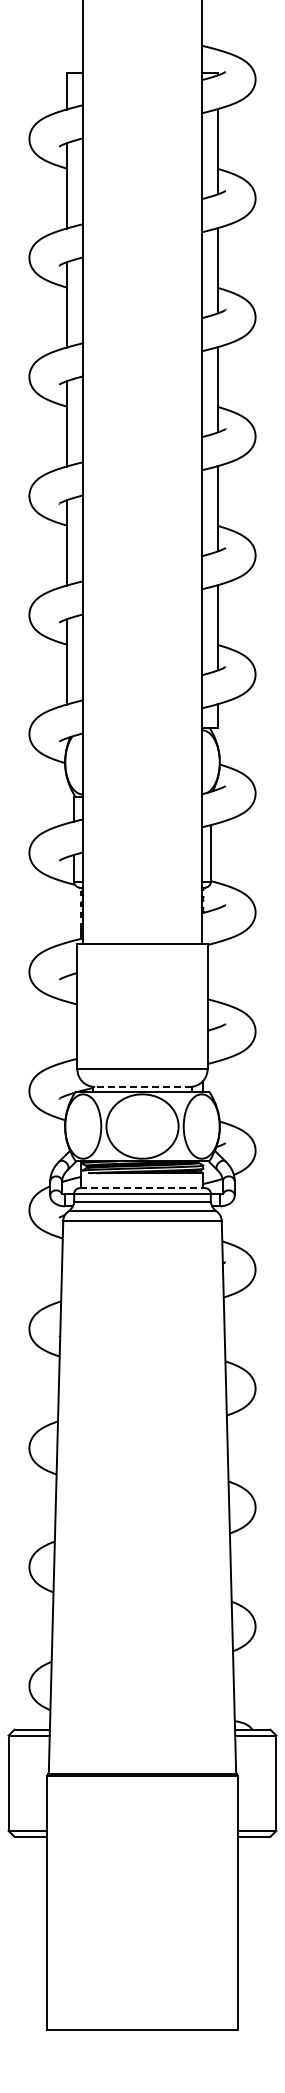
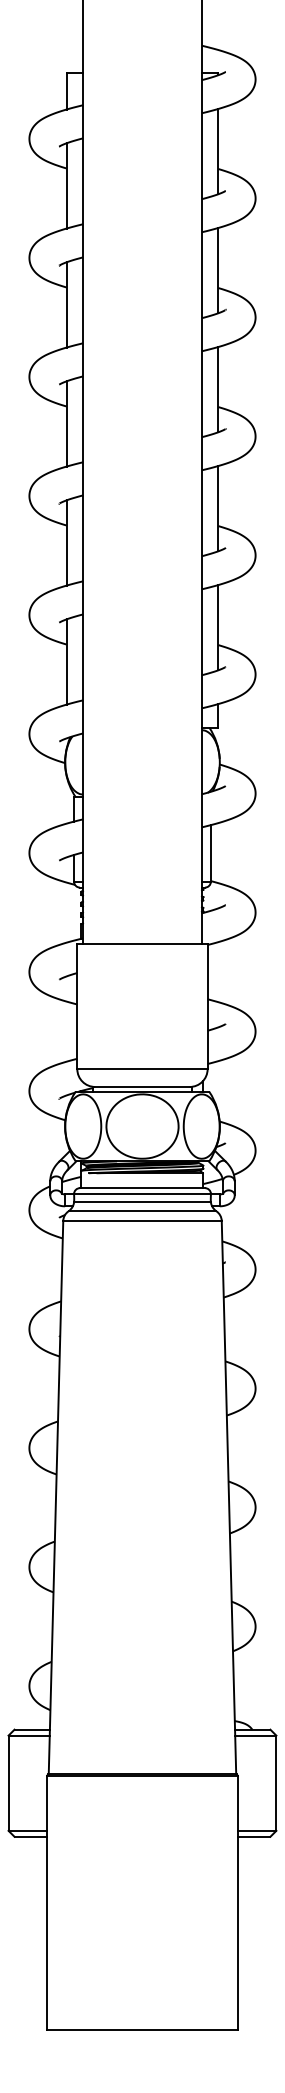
line: dashed -> solid (141, 1086)
line: dashed -> solid (142, 1188)
